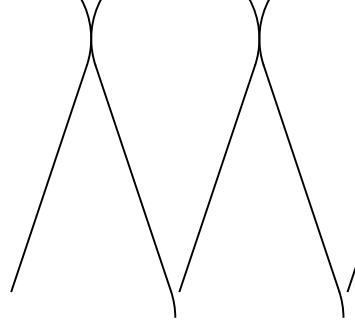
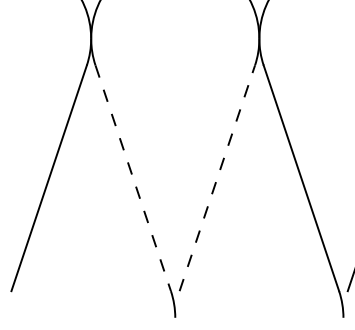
line: solid -> dashed (133, 178)
line: solid -> dashed (217, 178)
